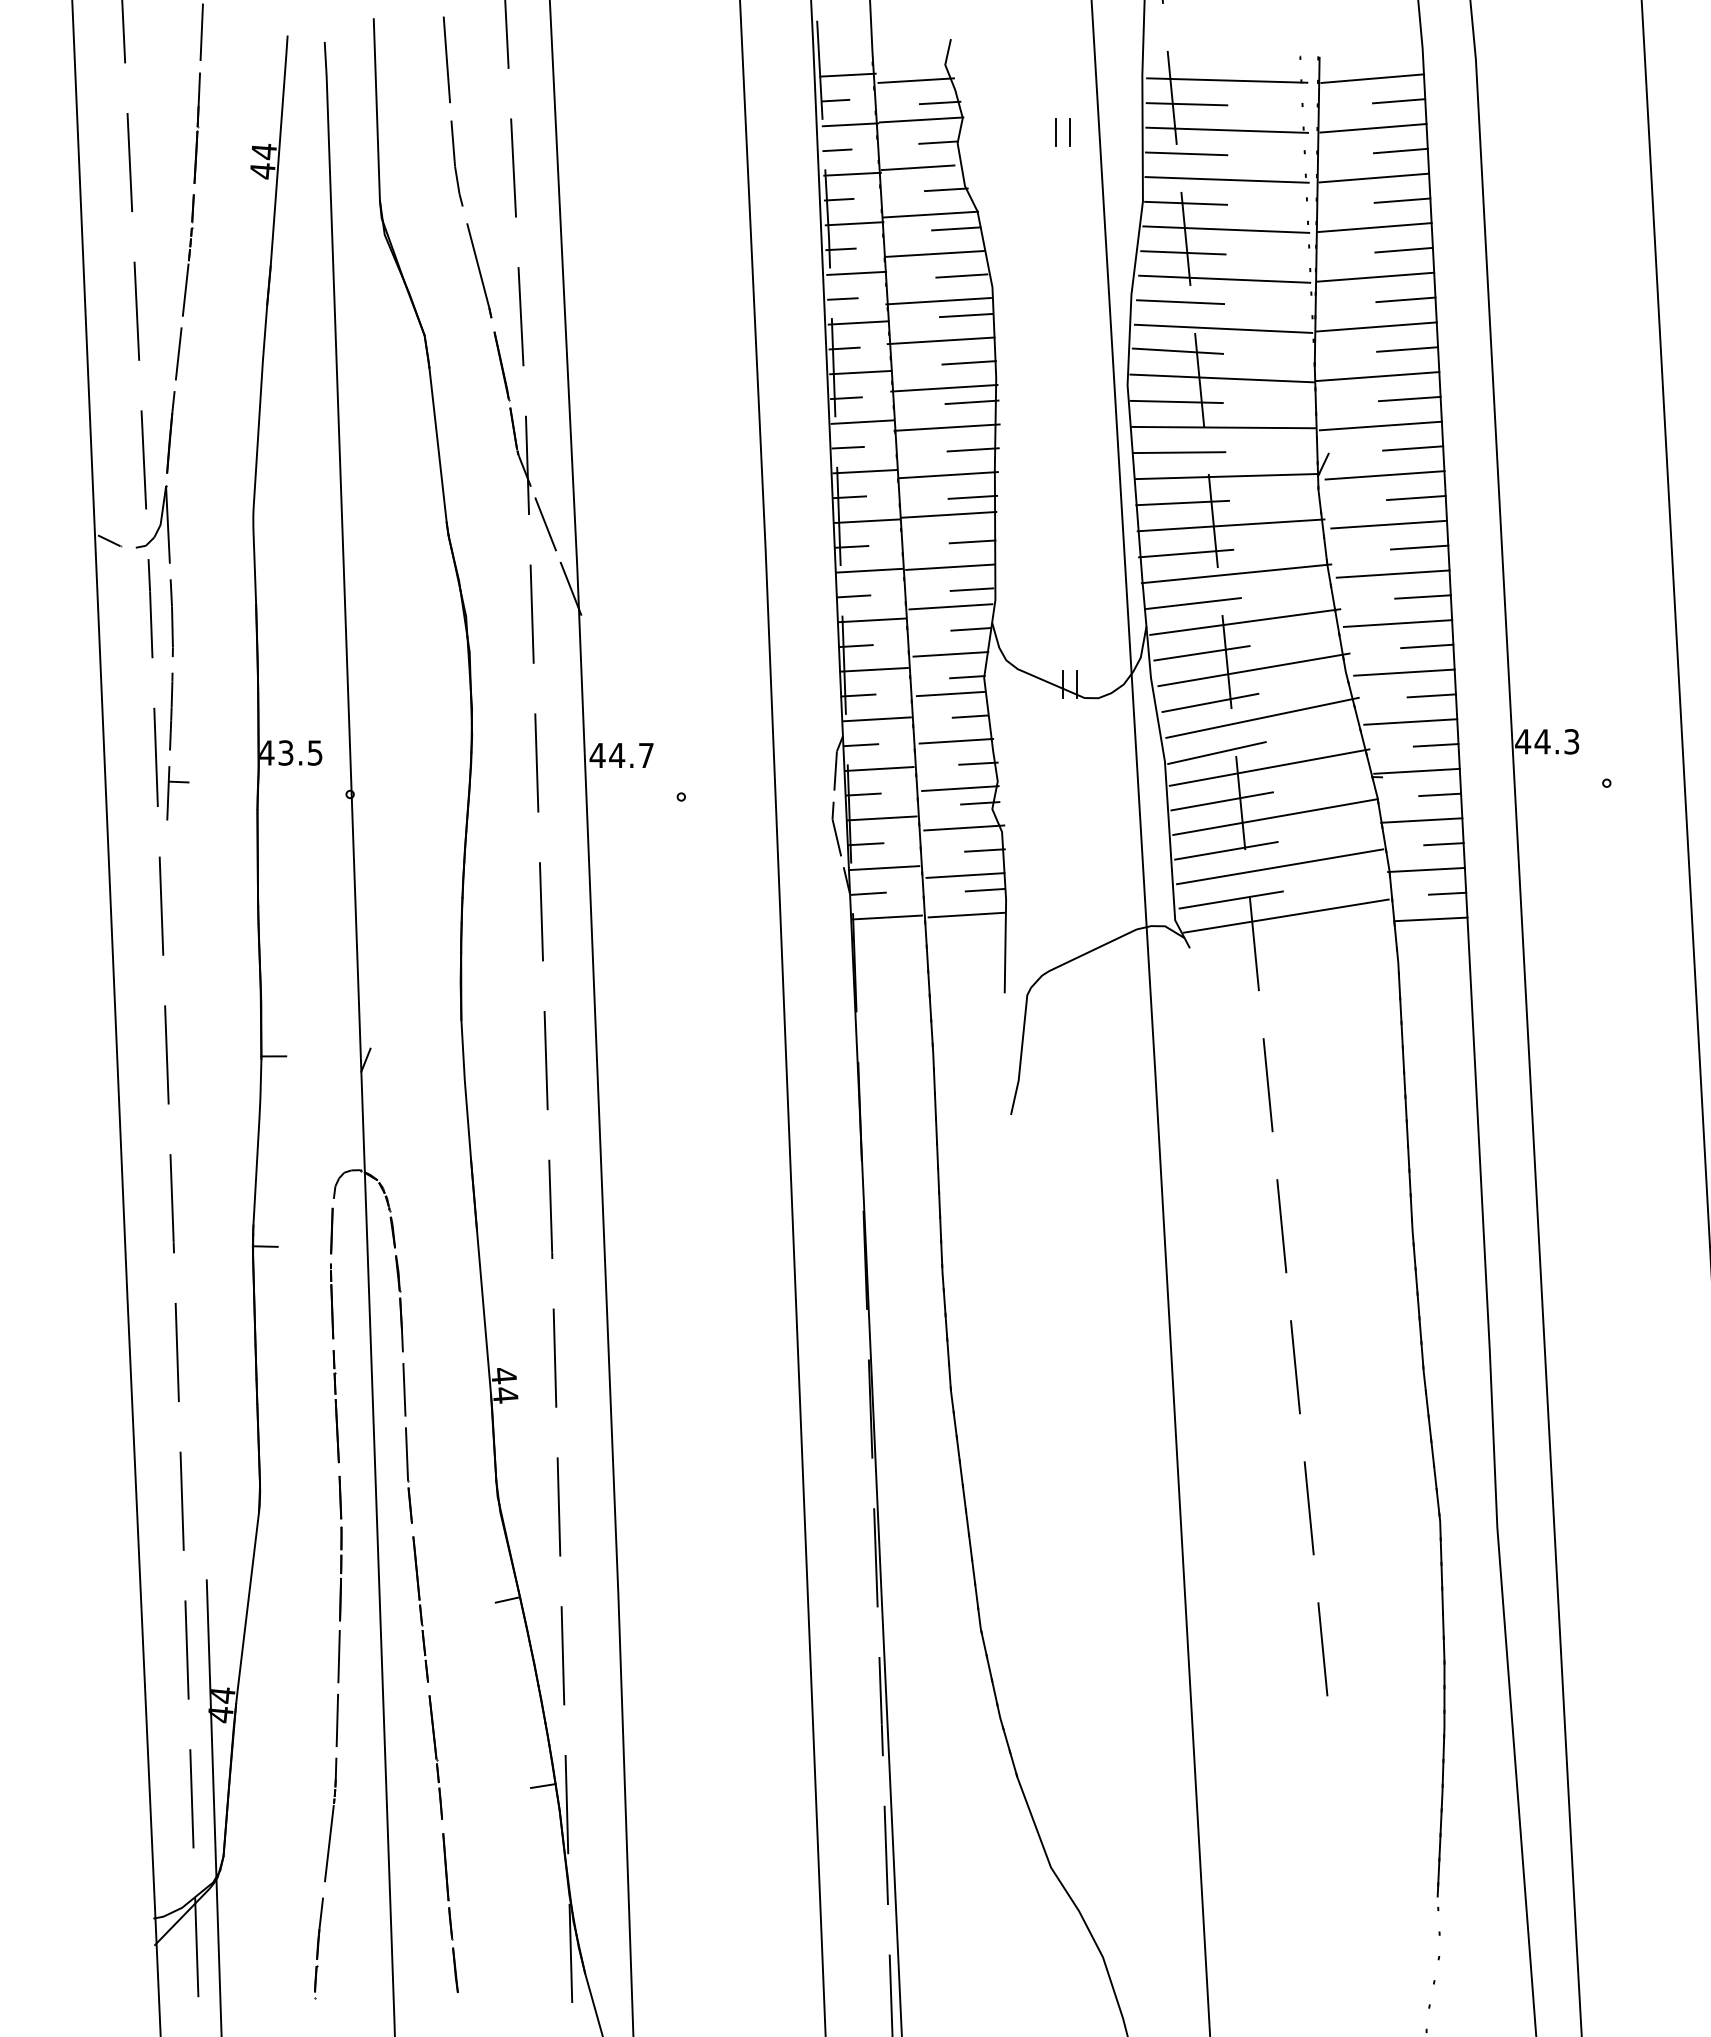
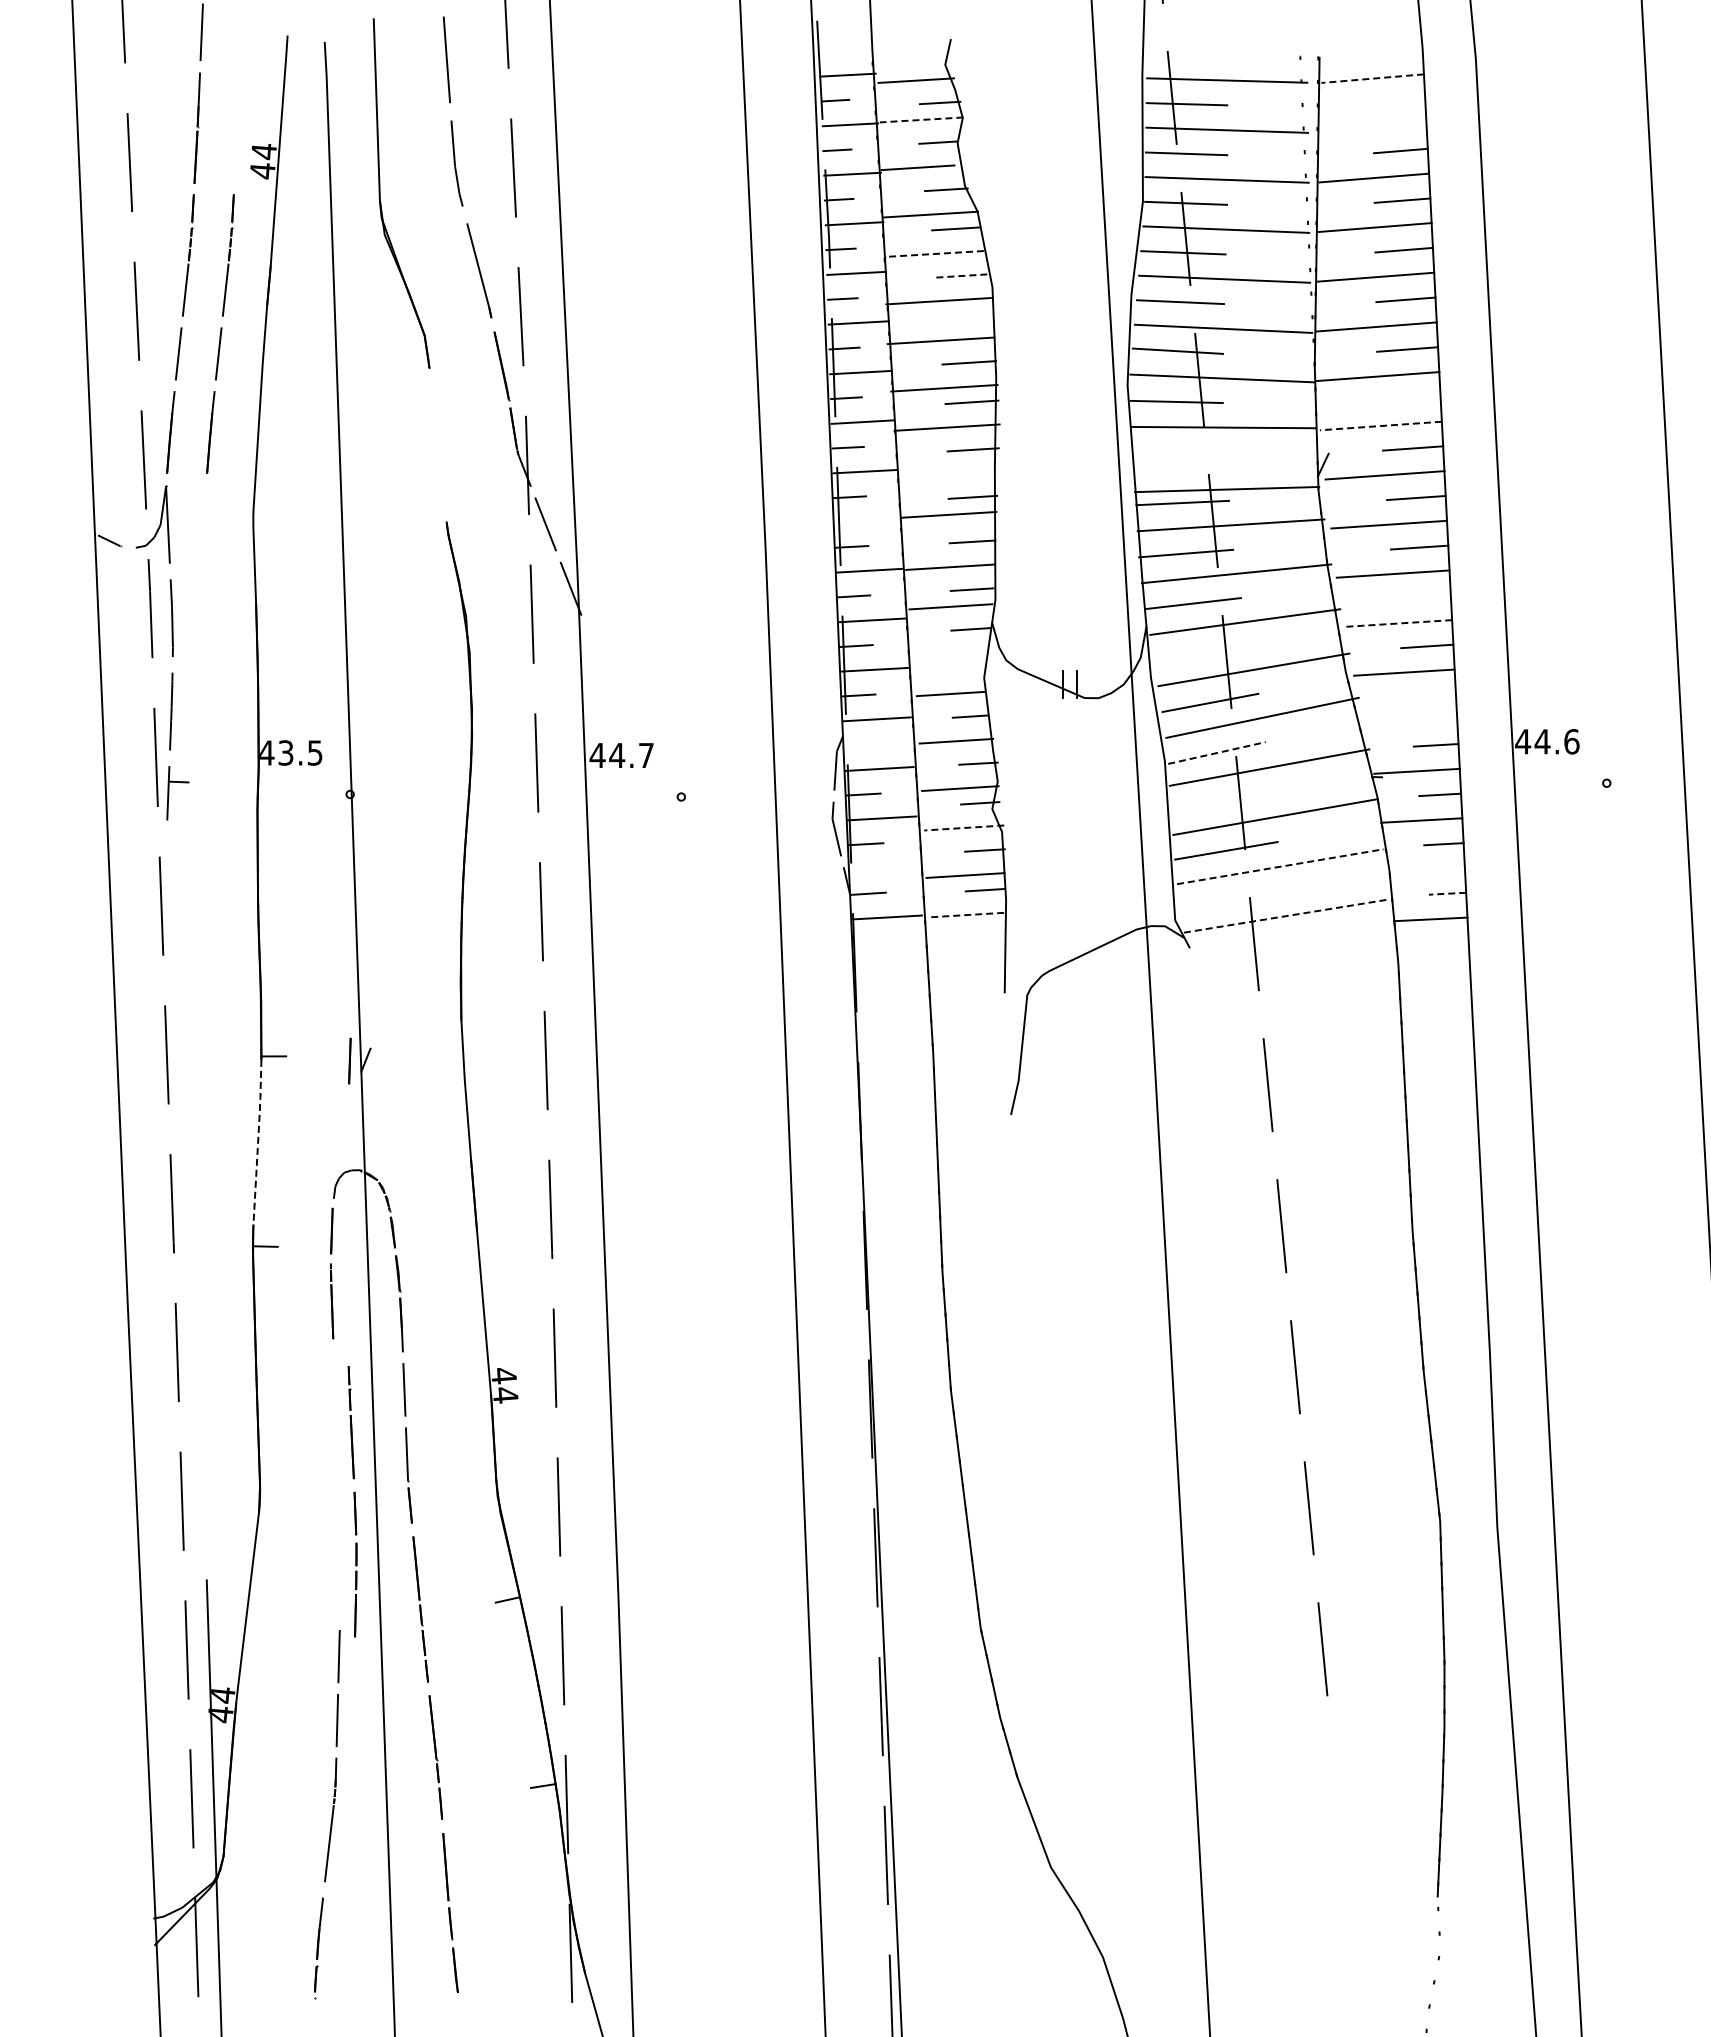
line: solid -> dashed (1372, 78)
line: present -> none (1398, 101)
line: solid -> dashed (921, 119)
line: present -> none (1373, 128)
part: present -> none (1062, 132)
line: solid -> dashed (934, 254)
line: solid -> dashed (961, 276)
line: present -> none (965, 315)
part: none -> present (220, 333)
line: present -> none (1409, 398)
line: solid -> dashed (1380, 426)
line: present -> none (437, 444)
line: present -> none (1179, 452)
line: present -> none (947, 475)
line position: (1227, 476) -> (1227, 489) (1227, 489)
line: present -> none (866, 520)
line: present -> none (1422, 596)
line: solid -> dashed (1397, 623)
line: present -> none (1201, 653)
line: present -> none (950, 654)
line: present -> none (967, 677)
line: present -> none (1431, 695)
line: present -> none (1410, 721)
text: 44.3 -> 44.6 (1571, 741)
line: present -> none (860, 745)
line: solid -> dashed (1216, 753)
line: present -> none (1221, 801)
line: solid -> dashed (963, 828)
line: solid -> dashed (1280, 866)
line: present -> none (884, 868)
line: present -> none (1426, 869)
line: solid -> dashed (1447, 893)
line: present -> none (1230, 899)
line: solid -> dashed (966, 915)
line: solid -> dashed (1286, 916)
line: none -> present (349, 1060)
line: solid -> dashed (258, 1141)
part position: (337, 1485) -> (352, 1501) (352, 1501)
